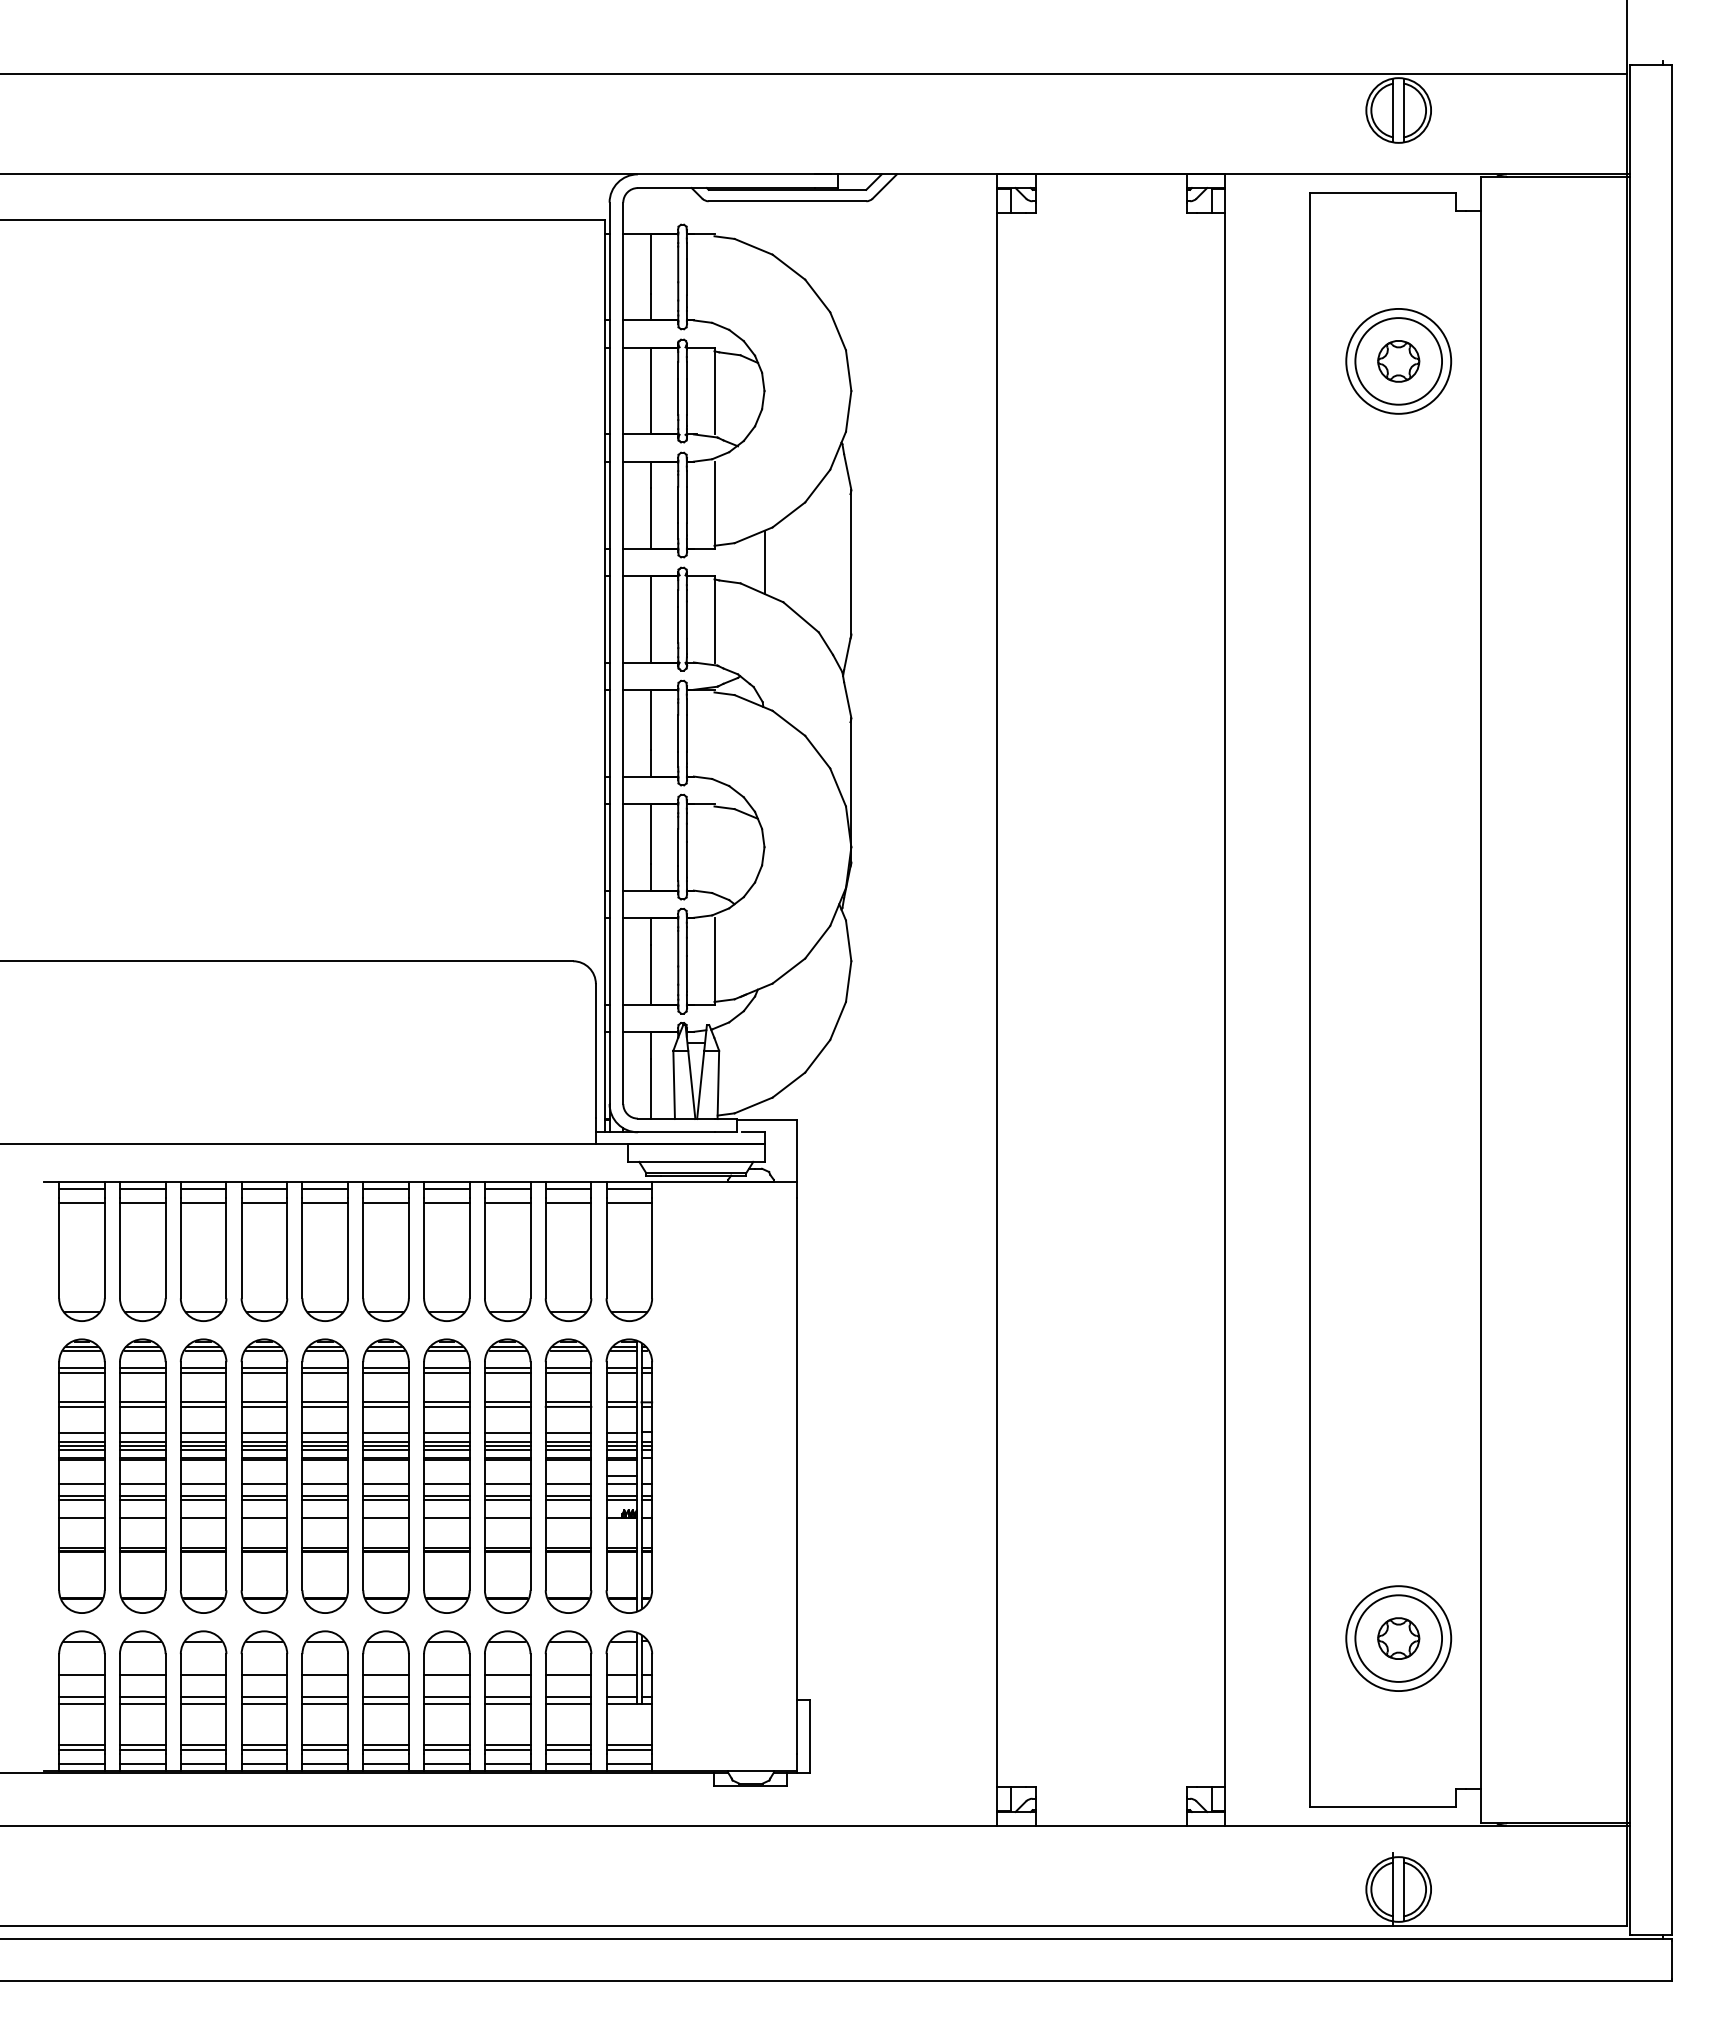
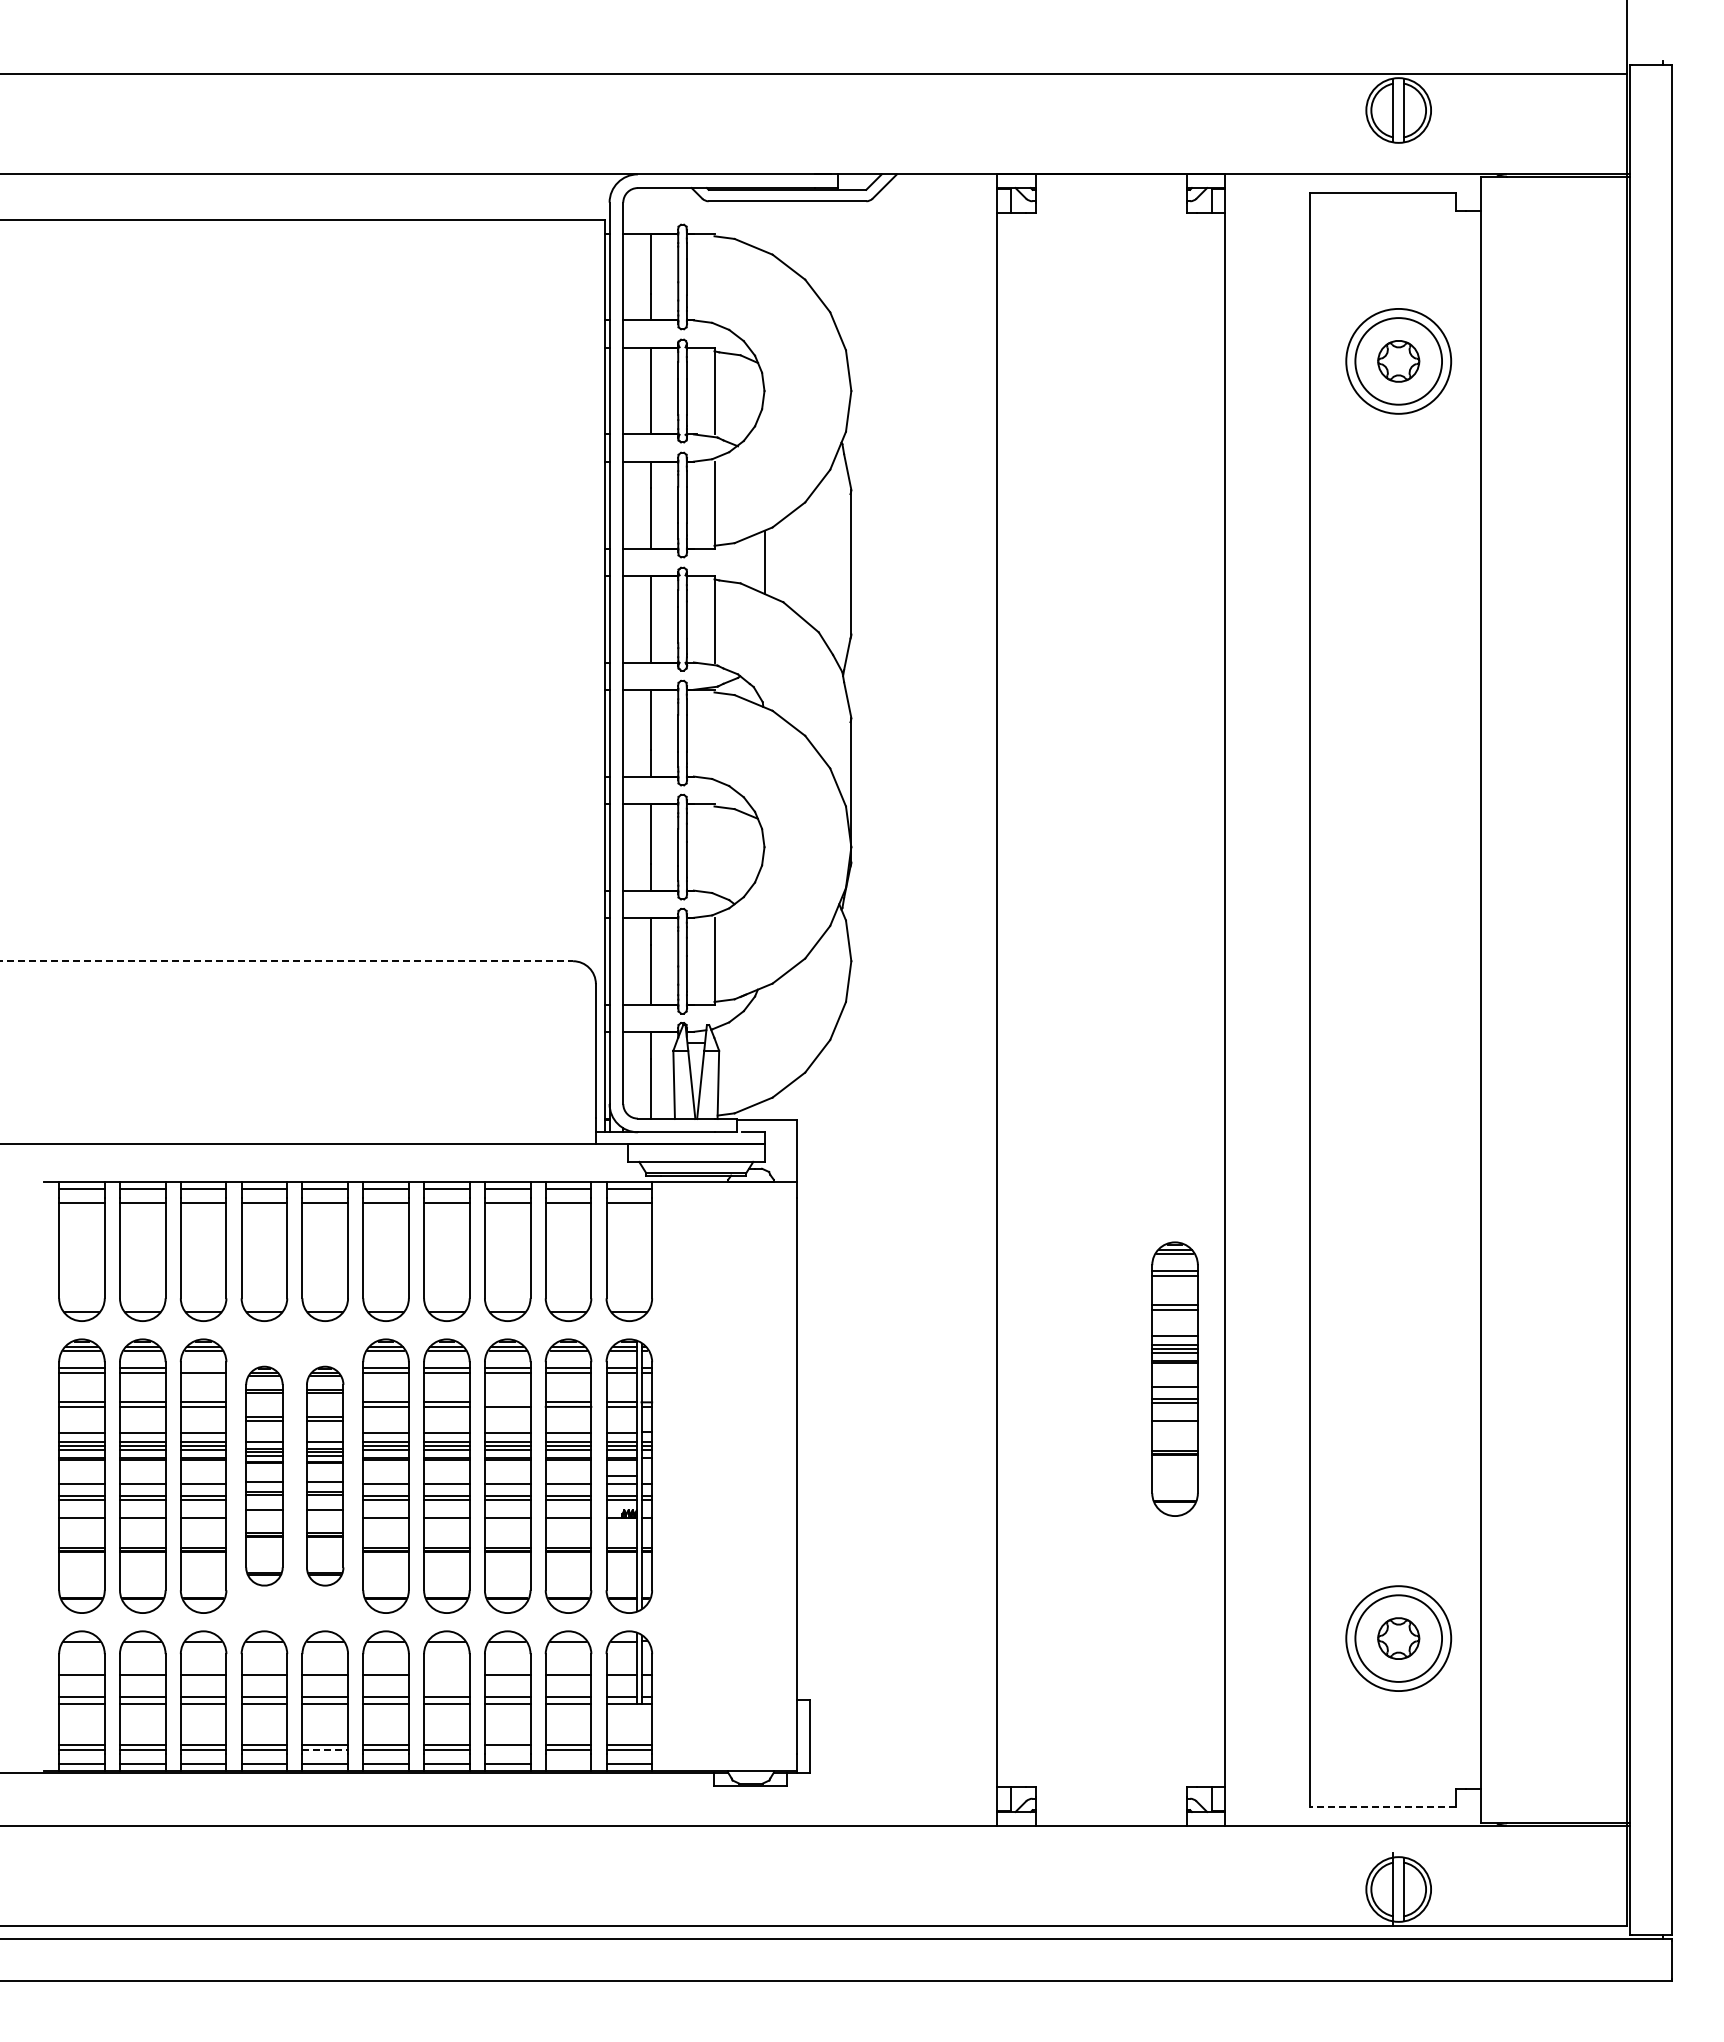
line: solid -> dashed (287, 961)
line: present -> none (203, 1368)
part: none -> present (1174, 1378)
line: present -> none (507, 1402)
part size: 49x276 px -> 39x222 px (264, 1475)
part size: 48x276 px -> 39x222 px (325, 1475)
line: present -> none (446, 1675)
line: solid -> dashed (325, 1749)
line: present -> none (507, 1749)
line: present -> none (568, 1763)
line: solid -> dashed (1382, 1807)
